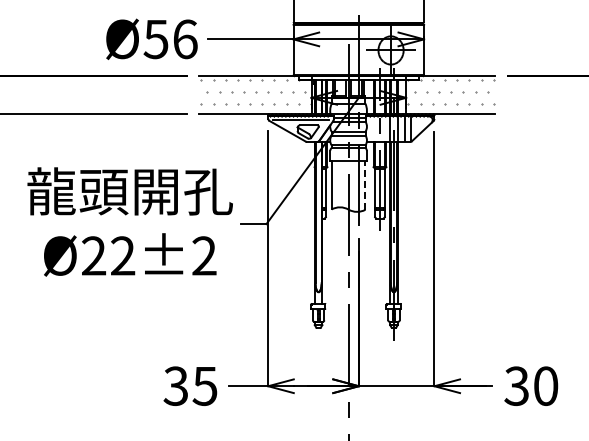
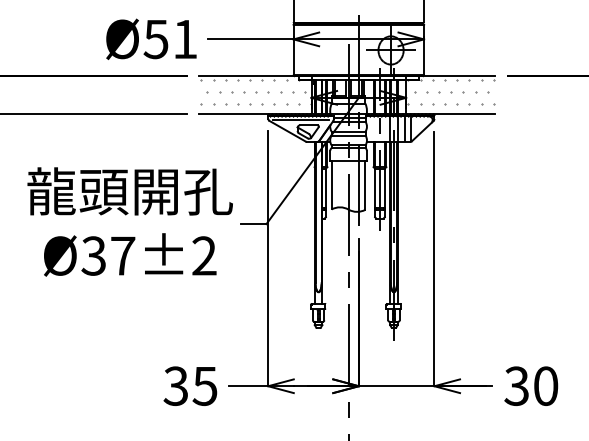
text: 56 -> 51 (185, 39)
line: dashed -> solid (365, 184)
text: 22±2 -> 37±2 (108, 255)
